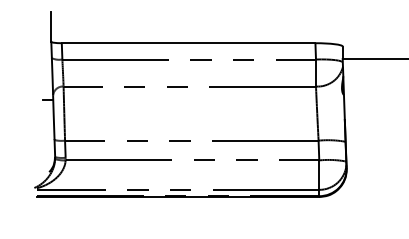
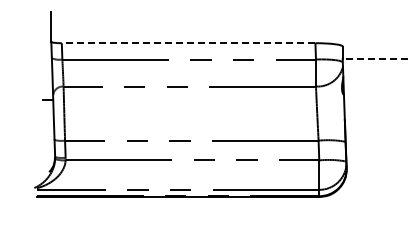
line: solid -> dashed (188, 43)
line: solid -> dashed (375, 59)
